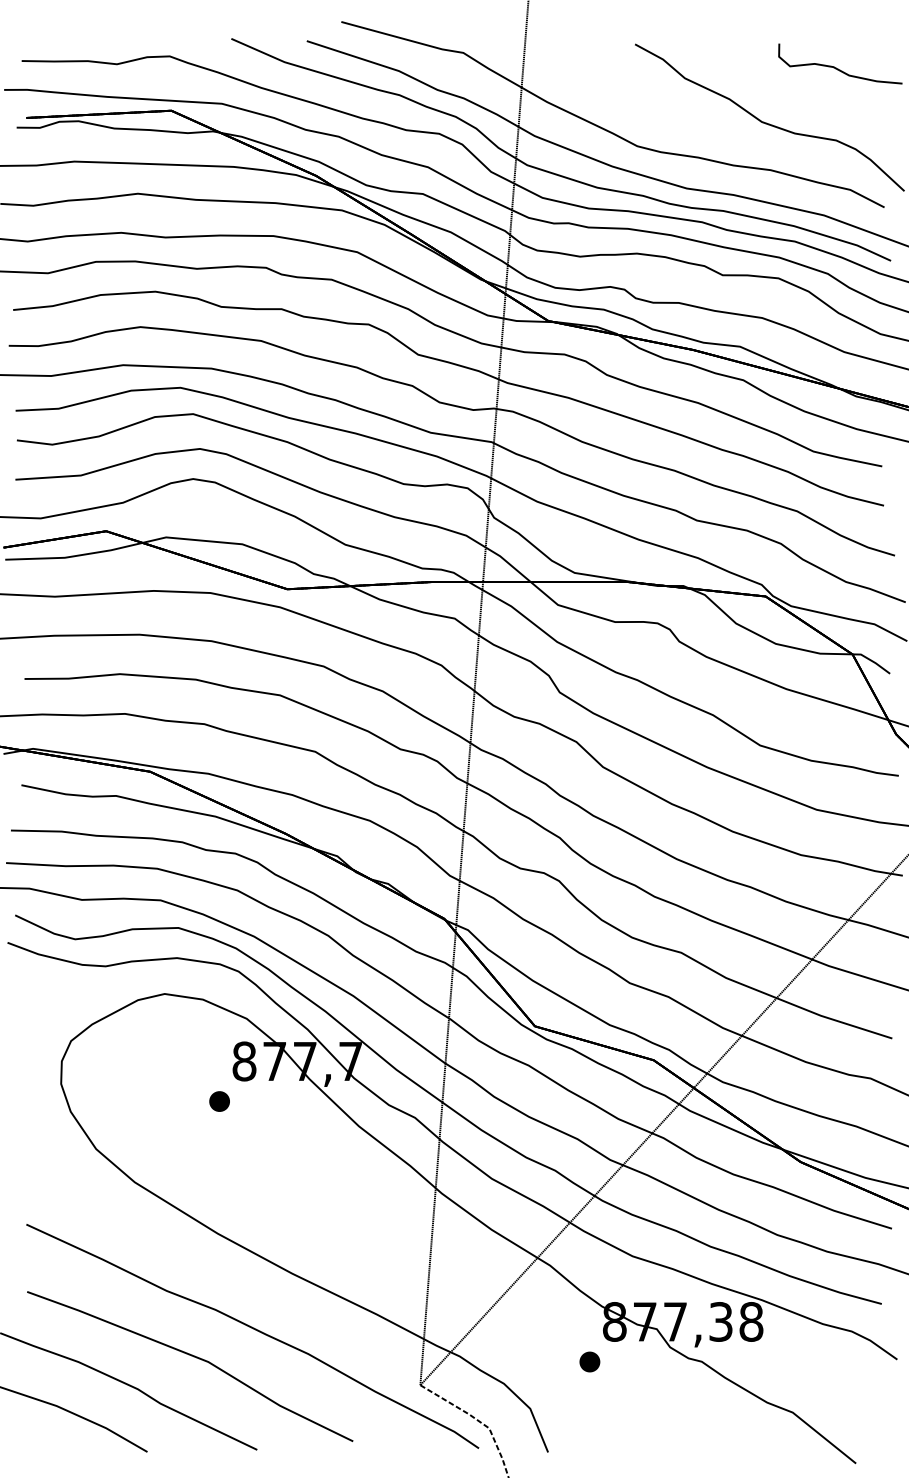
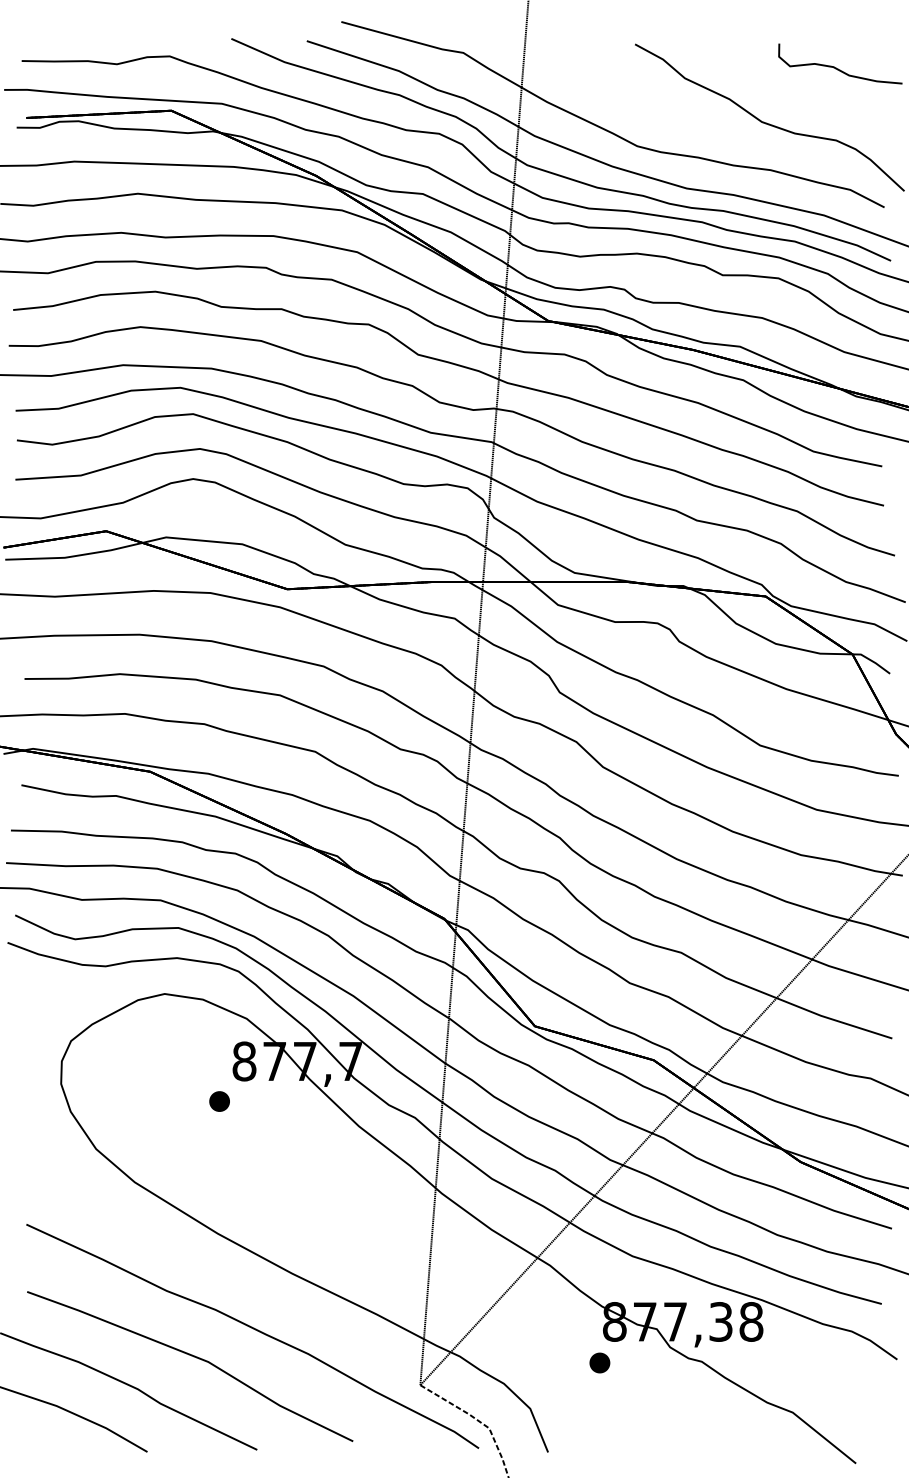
part position: (589, 1361) -> (599, 1362) (599, 1362)
